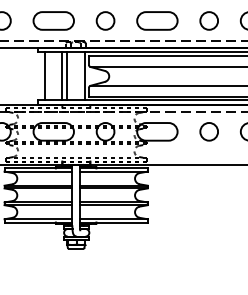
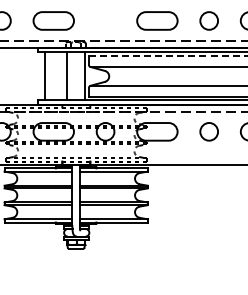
circle: present -> none (105, 20)
line: solid -> dashed (168, 56)
line: present -> none (62, 76)
